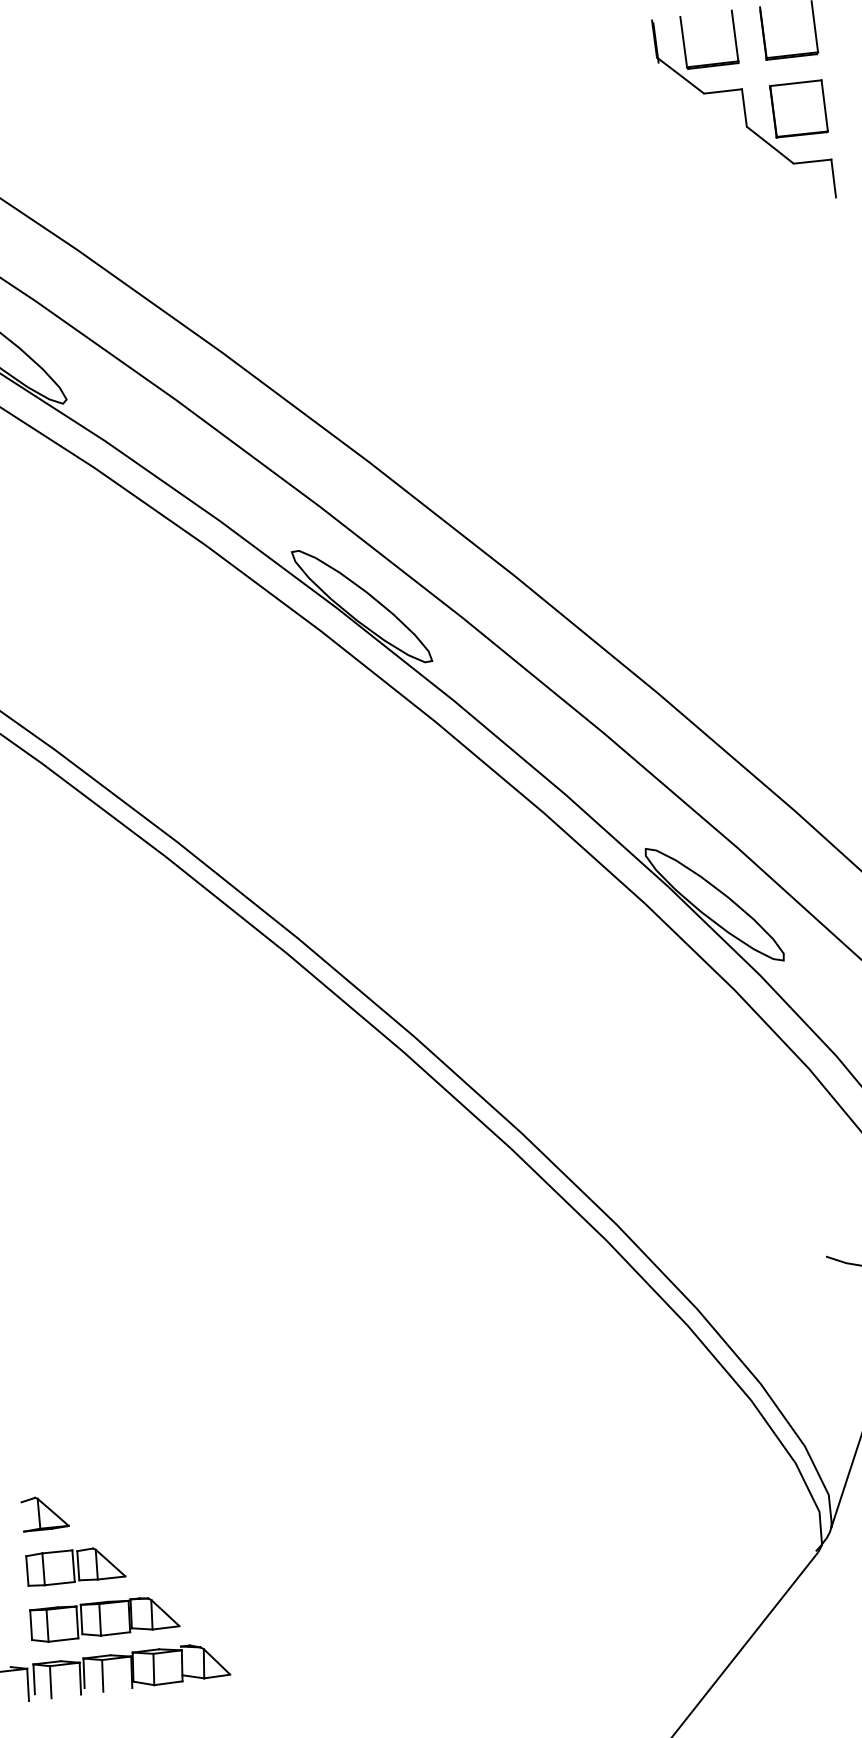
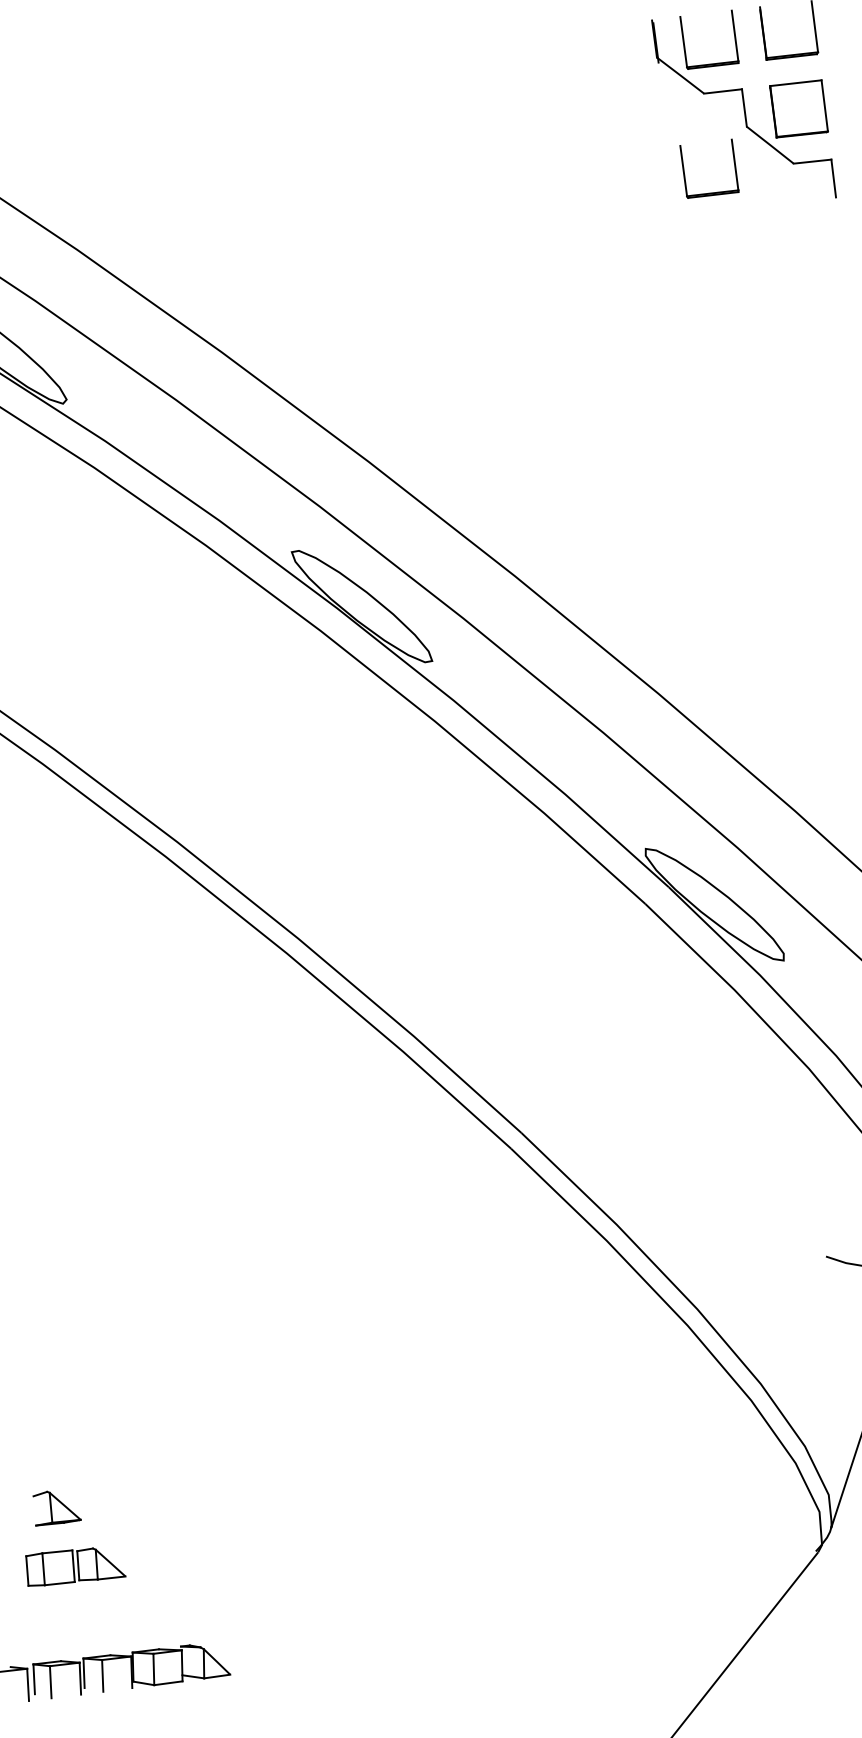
part: none -> present (709, 192)
part position: (44, 1514) -> (56, 1508) (56, 1508)
part: present -> none (104, 1619)
